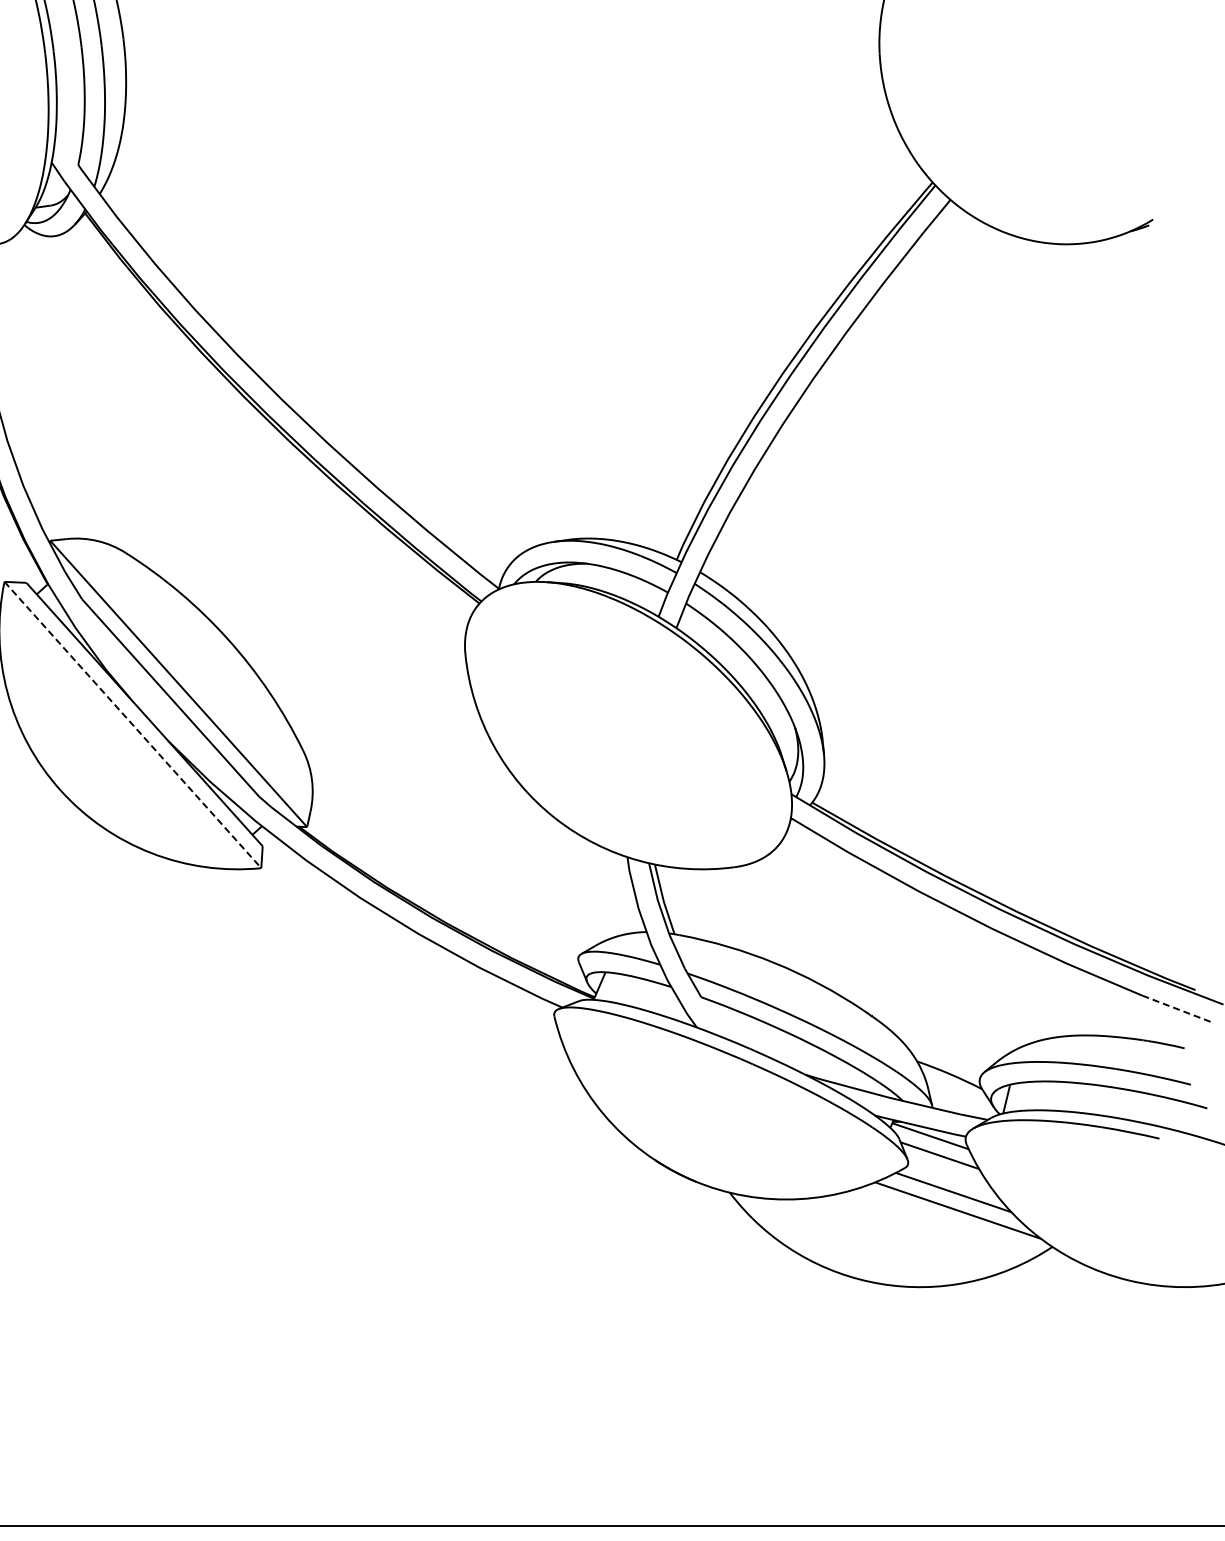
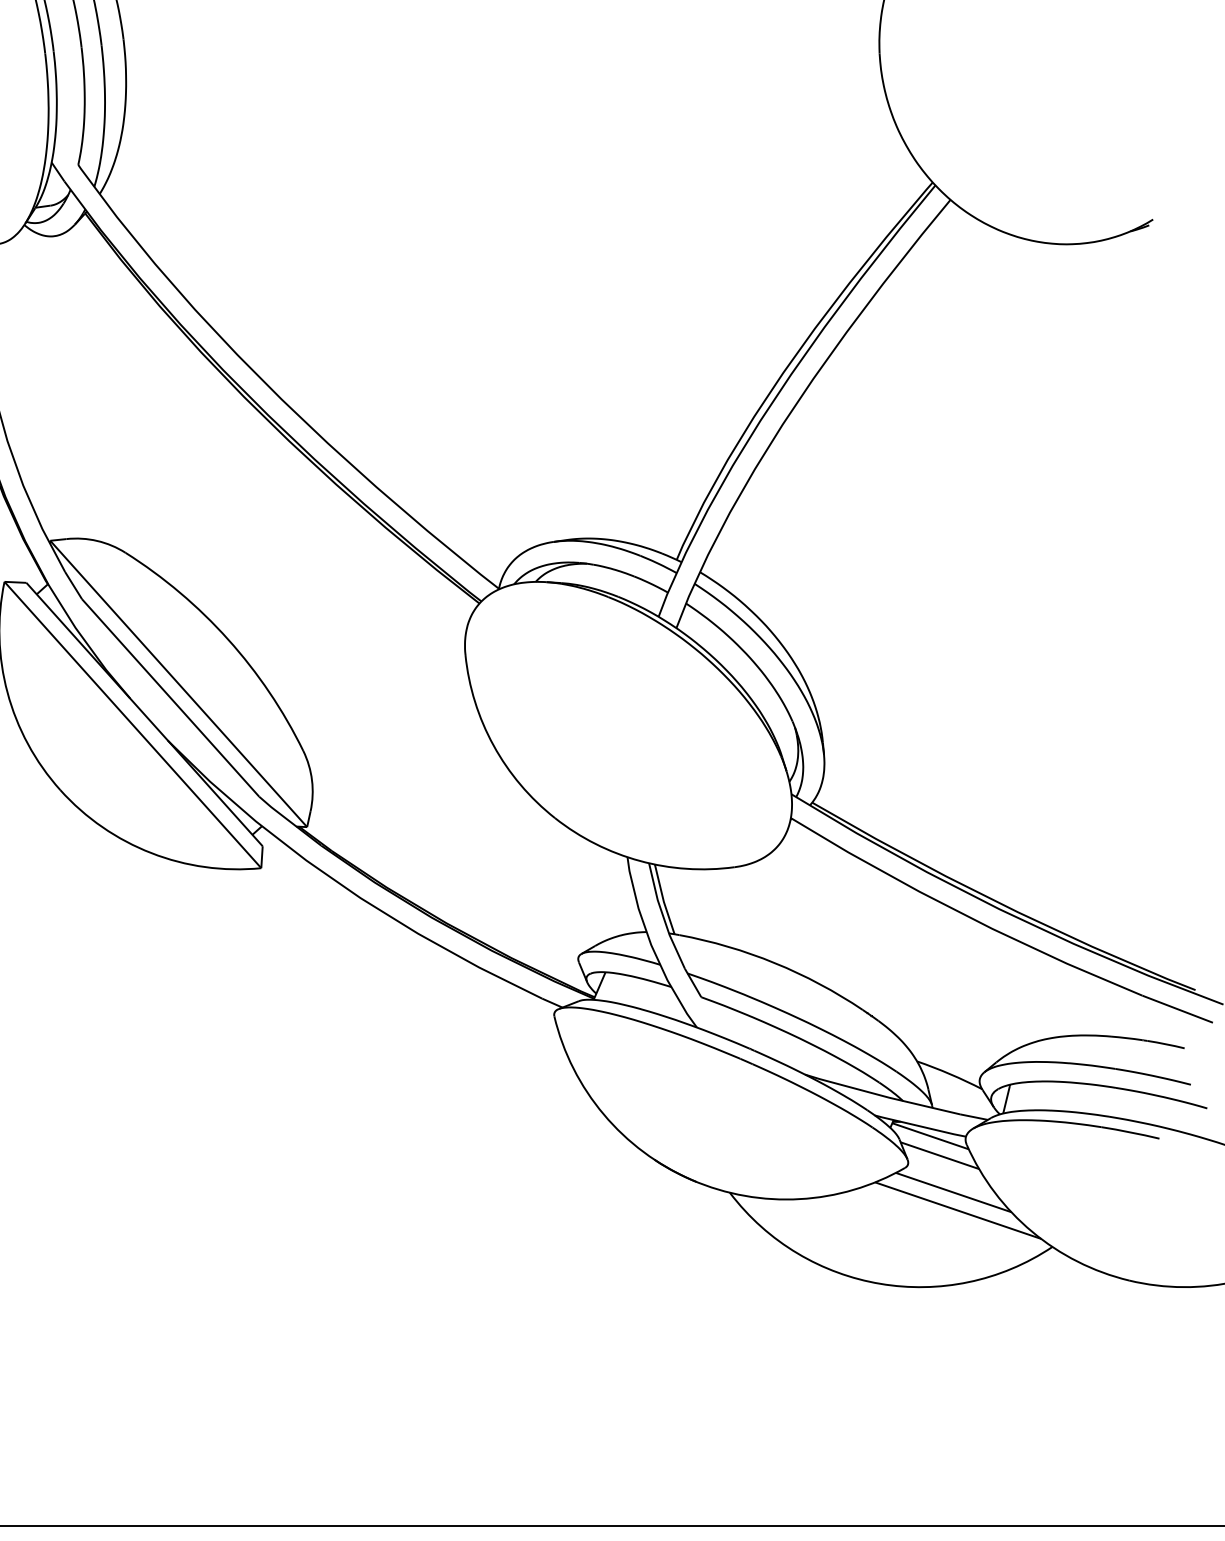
line: dashed -> solid (133, 725)
line: dashed -> solid (1177, 1009)
